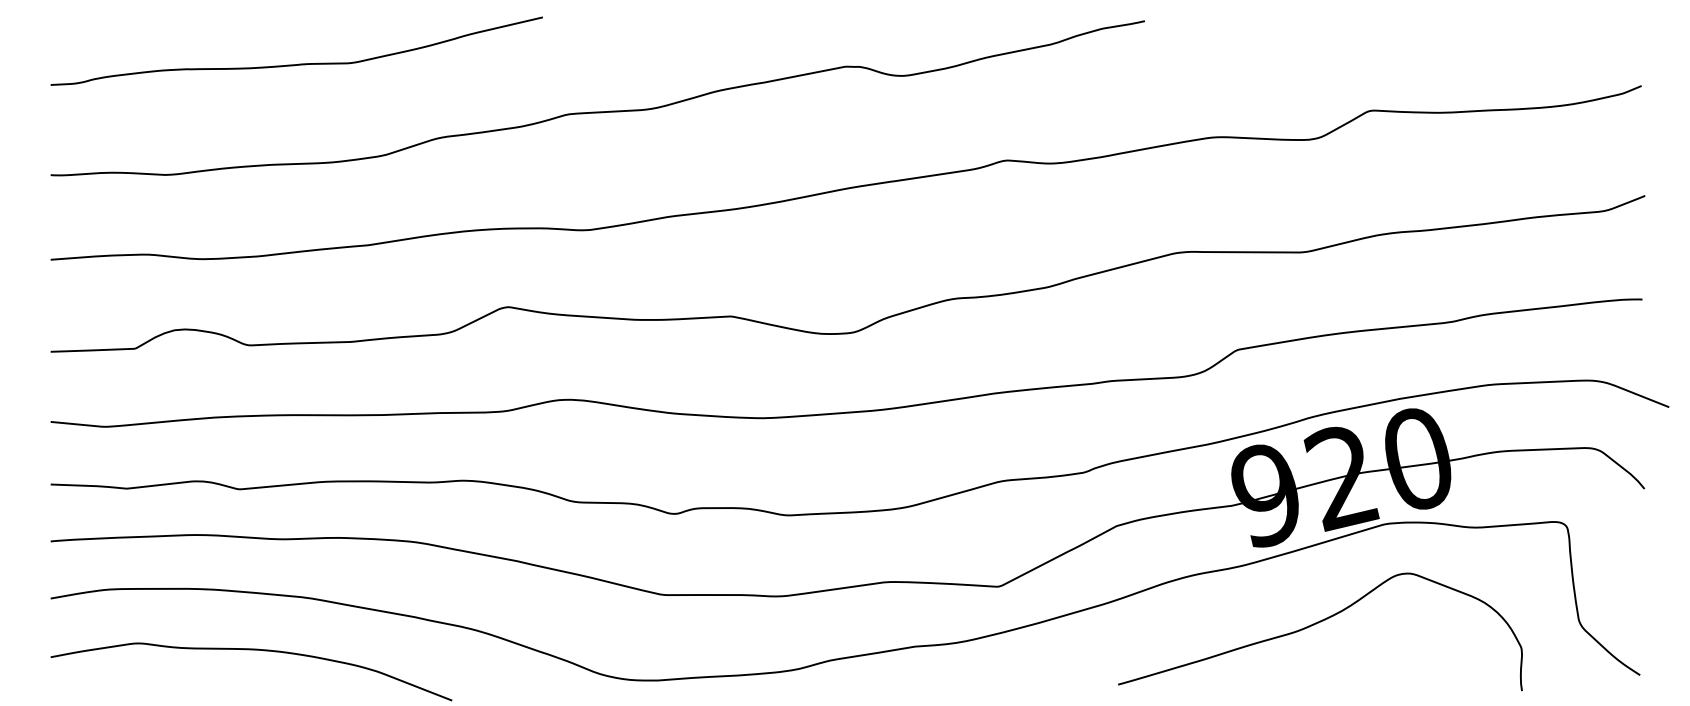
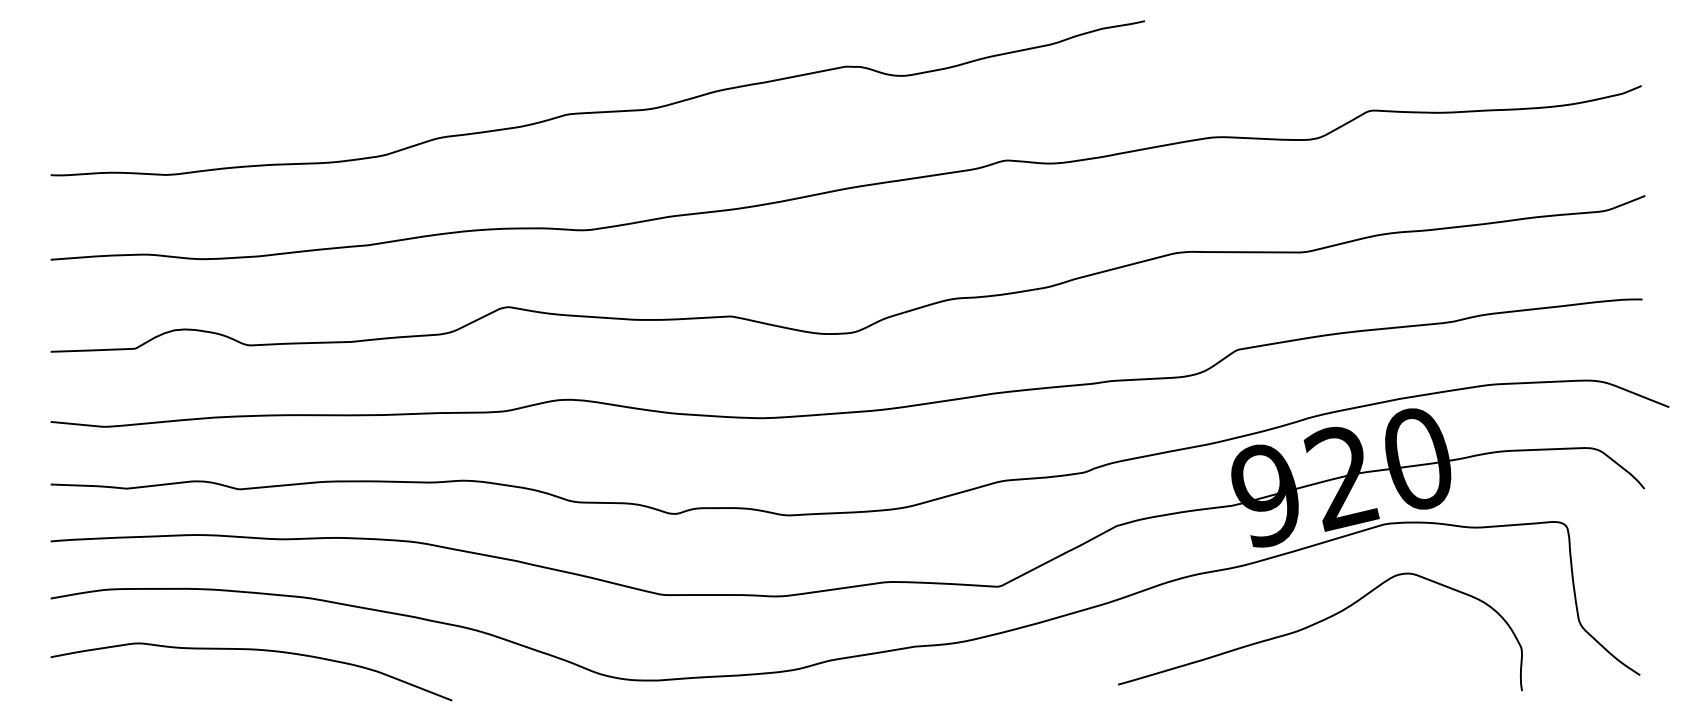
curve: present -> none (298, 63)
